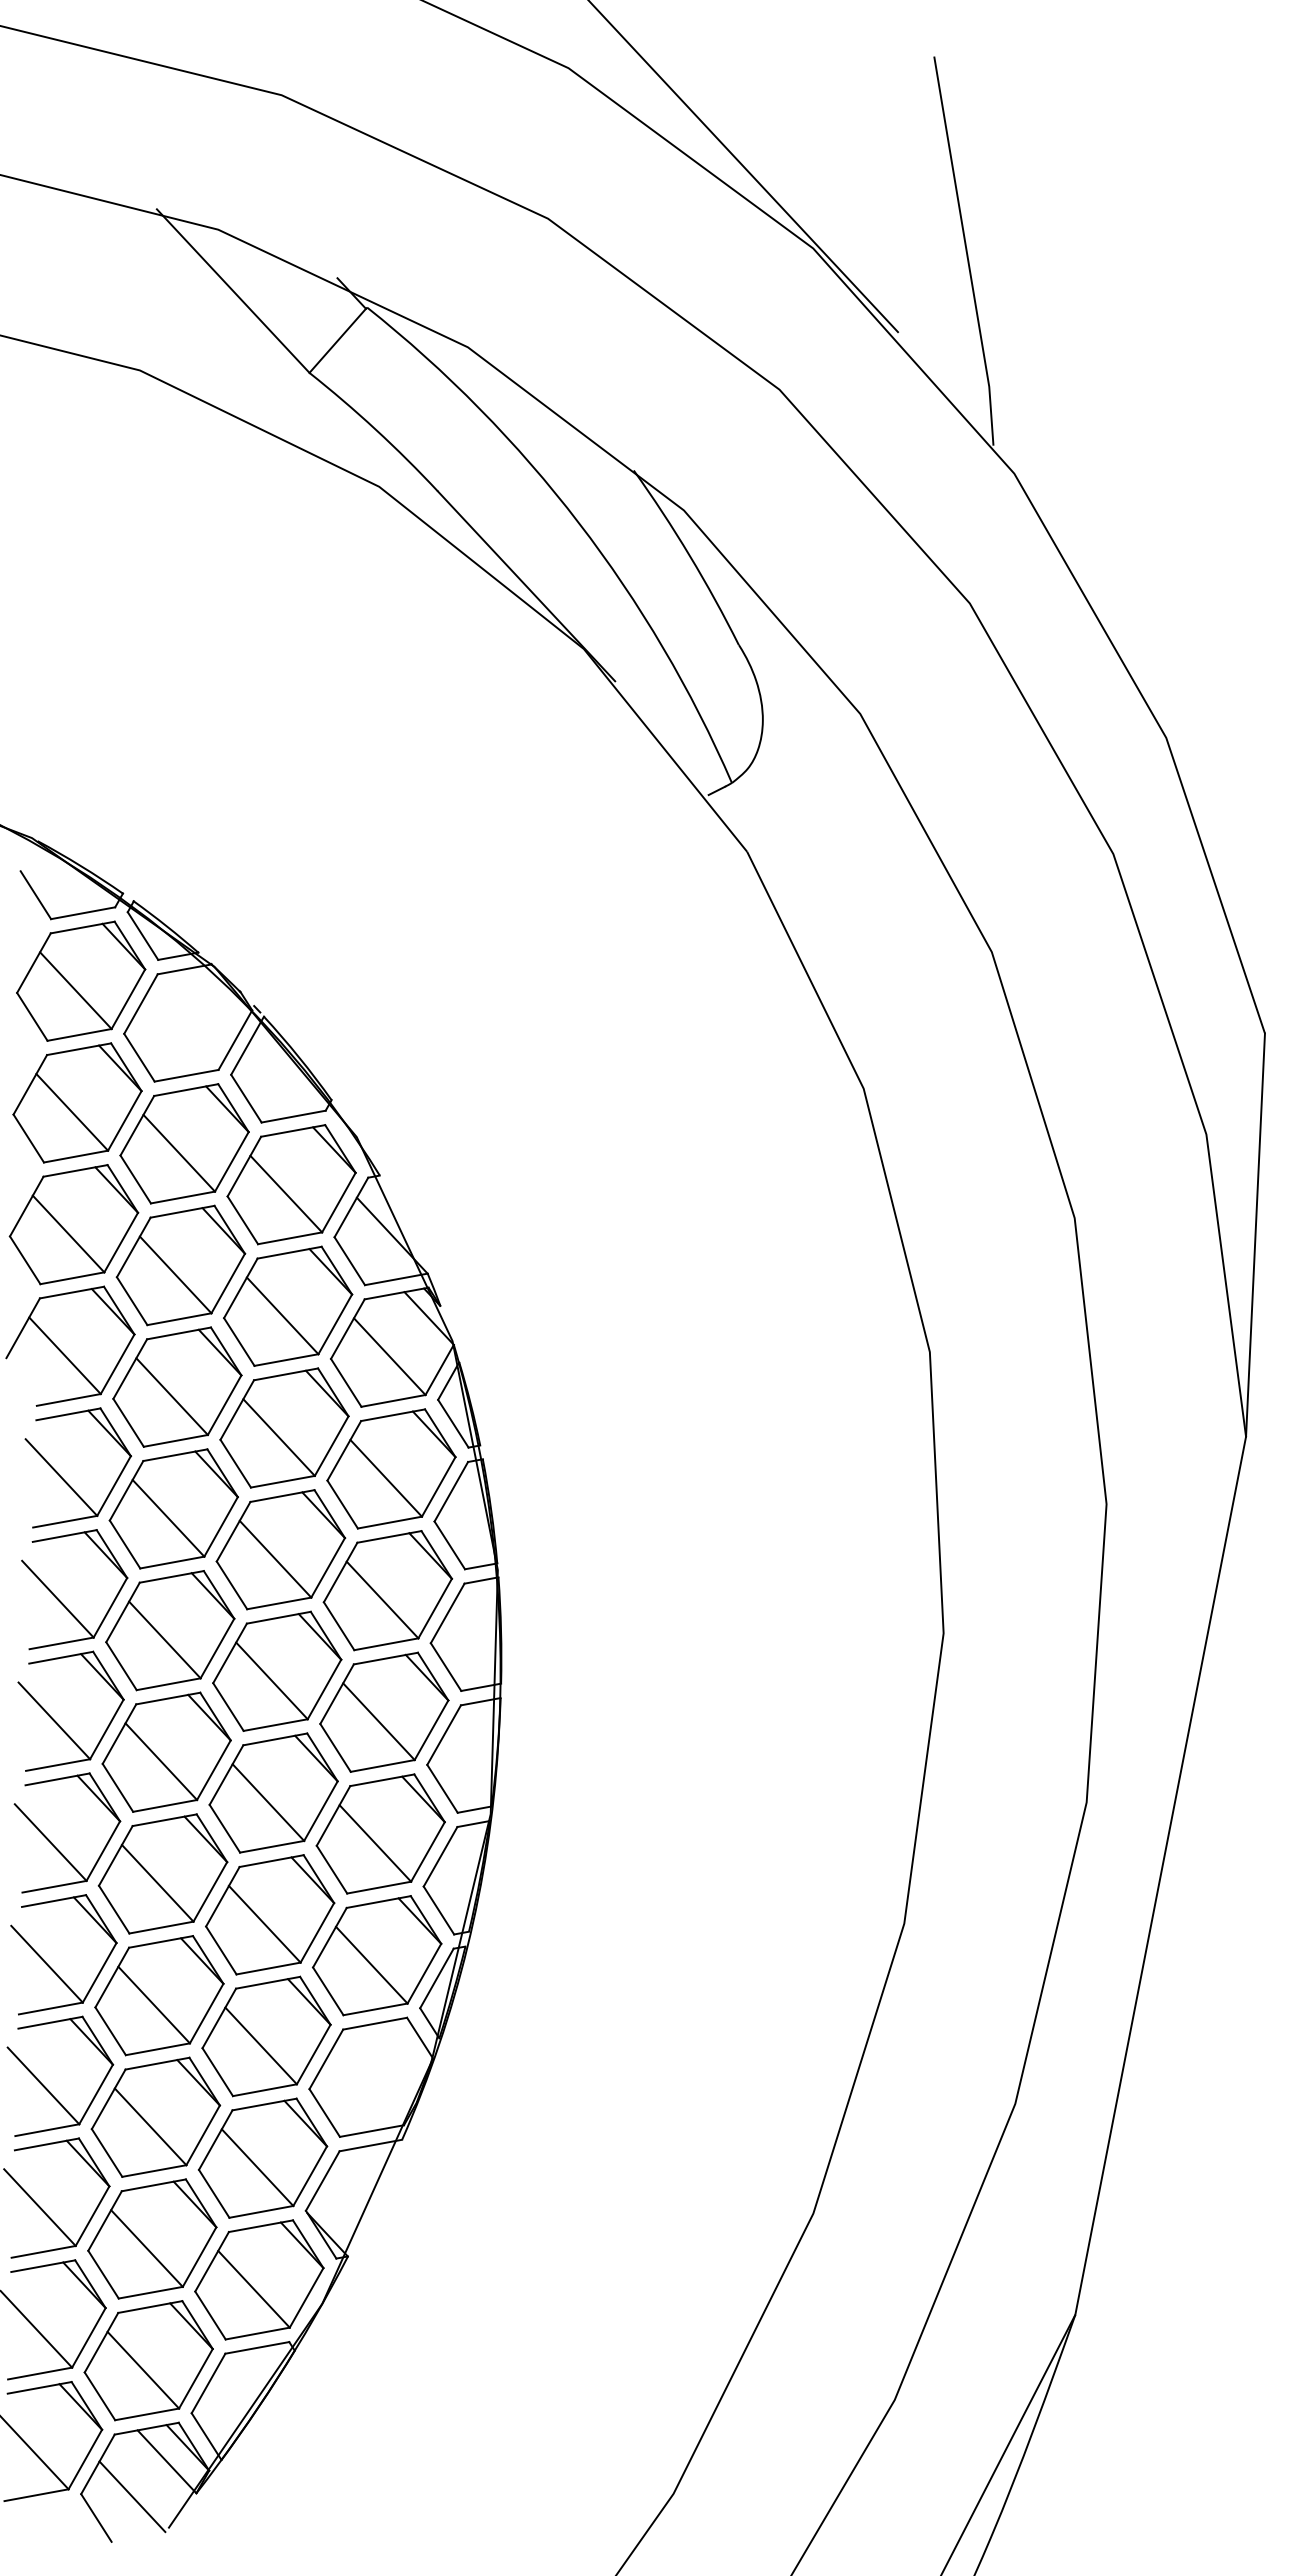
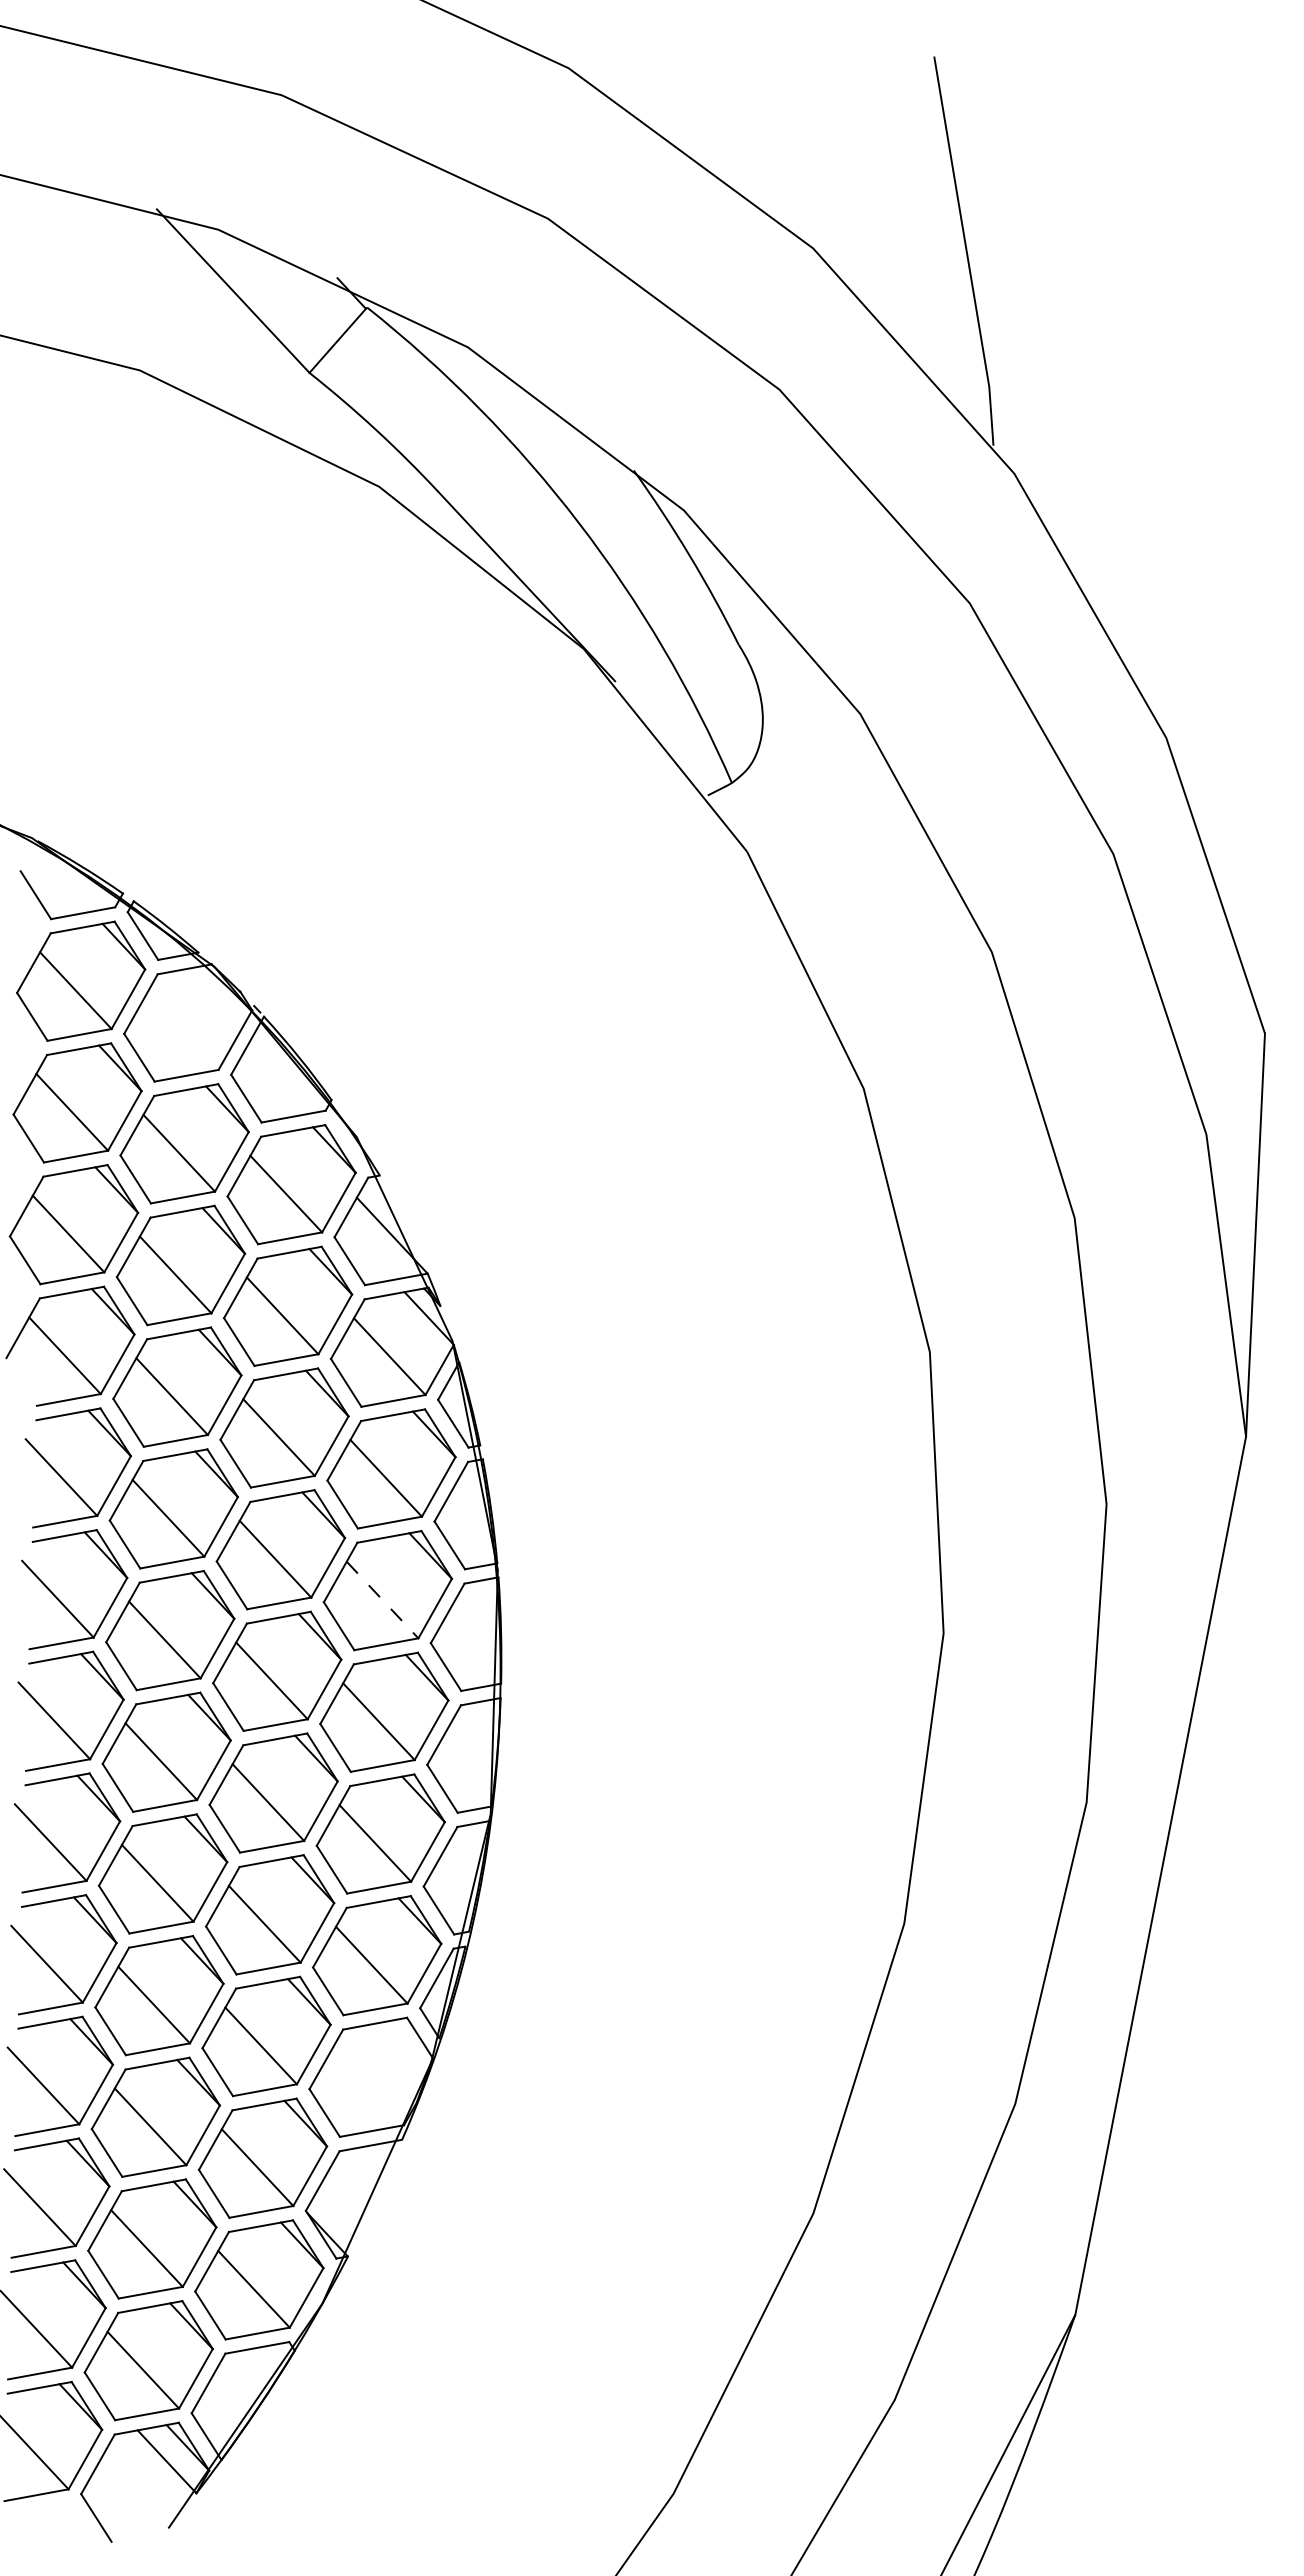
line: present -> none (744, 167)
line: solid -> dashed (382, 1600)
line: present -> none (132, 2496)
